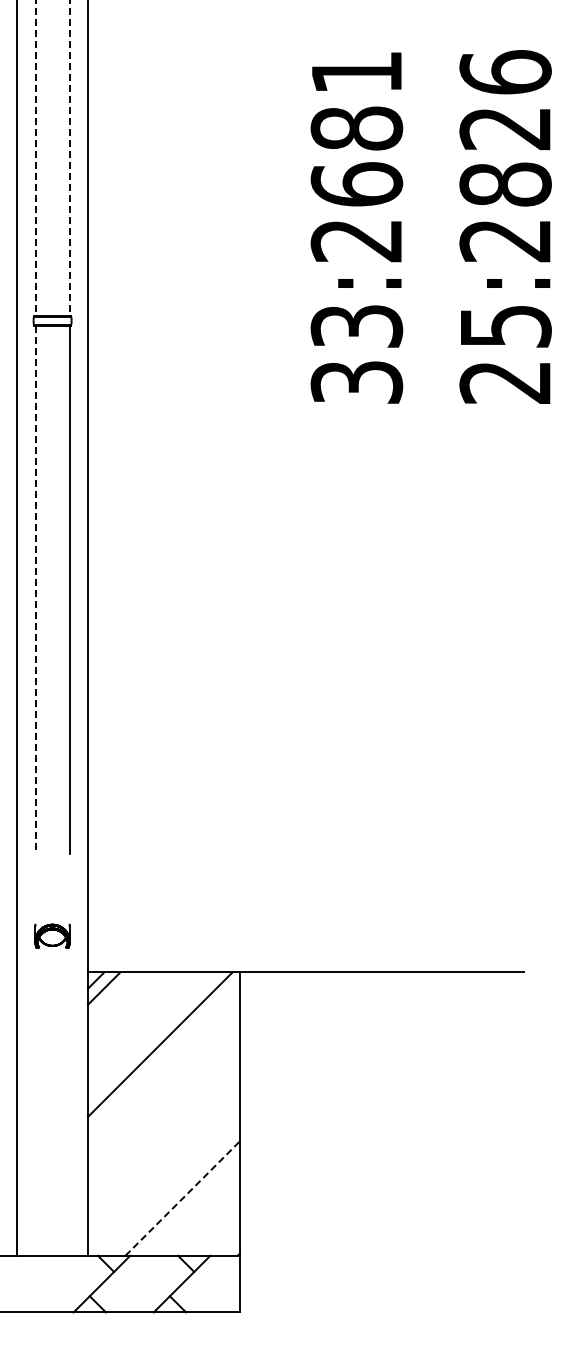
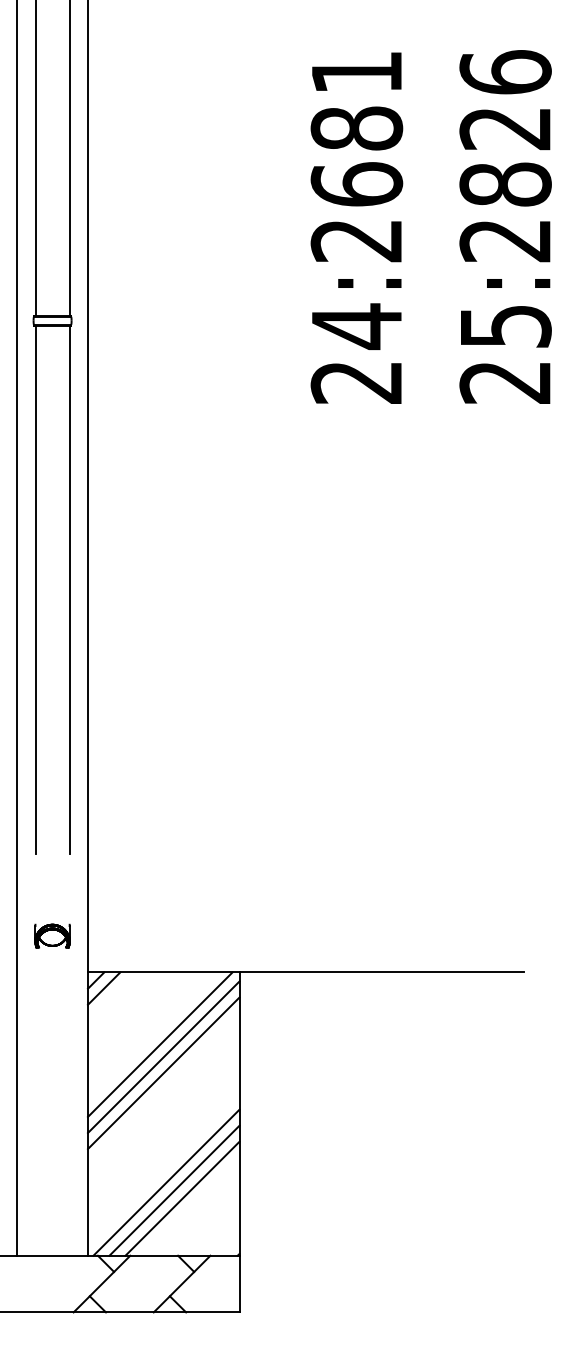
line: dashed -> solid (35, 157)
line: dashed -> solid (69, 157)
text: 33:2681 -> 24:2681 (356, 353)
line: dashed -> solid (35, 590)
line: none -> present (163, 1057)
line: none -> present (163, 1073)
line: none -> present (166, 1182)
line: none -> present (174, 1190)
line: dashed -> solid (182, 1198)
